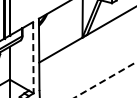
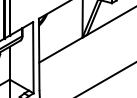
line: dashed -> solid (33, 57)
line: dashed -> solid (105, 79)
